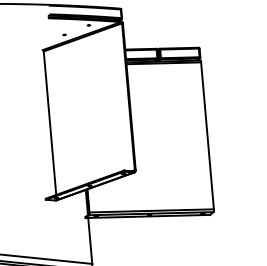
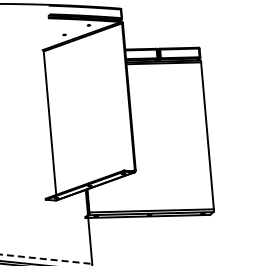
line: solid -> dashed (46, 259)
